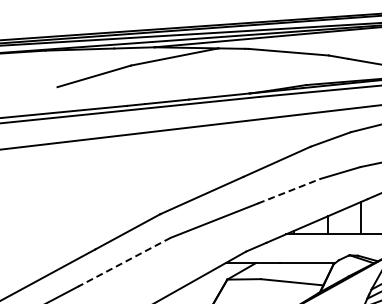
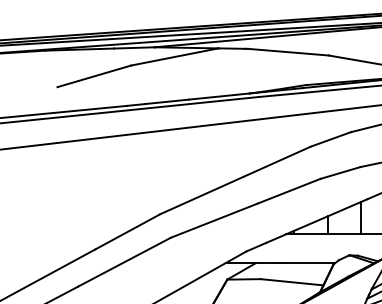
line: dashed -> solid (289, 191)
line: dashed -> solid (124, 262)
